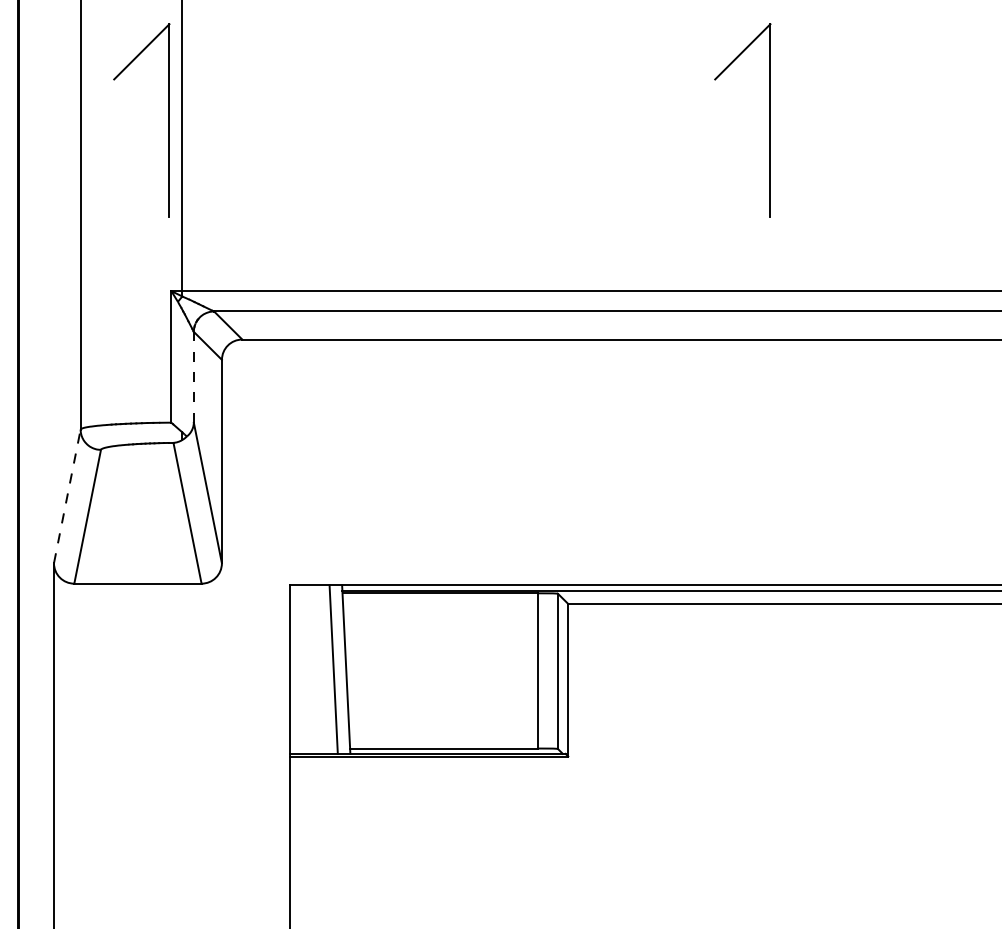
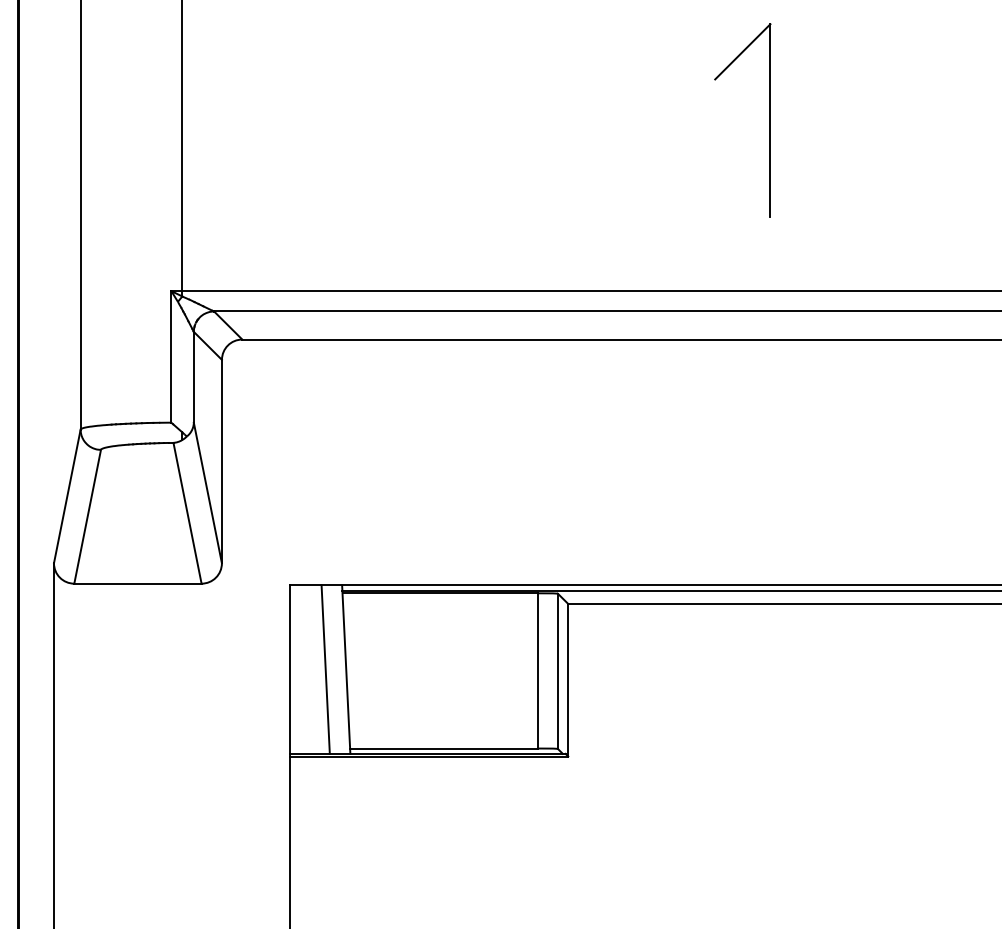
part: present -> none (168, 120)
line: dashed -> solid (193, 376)
line: dashed -> solid (67, 495)
line position: (333, 669) -> (325, 669) (325, 669)
